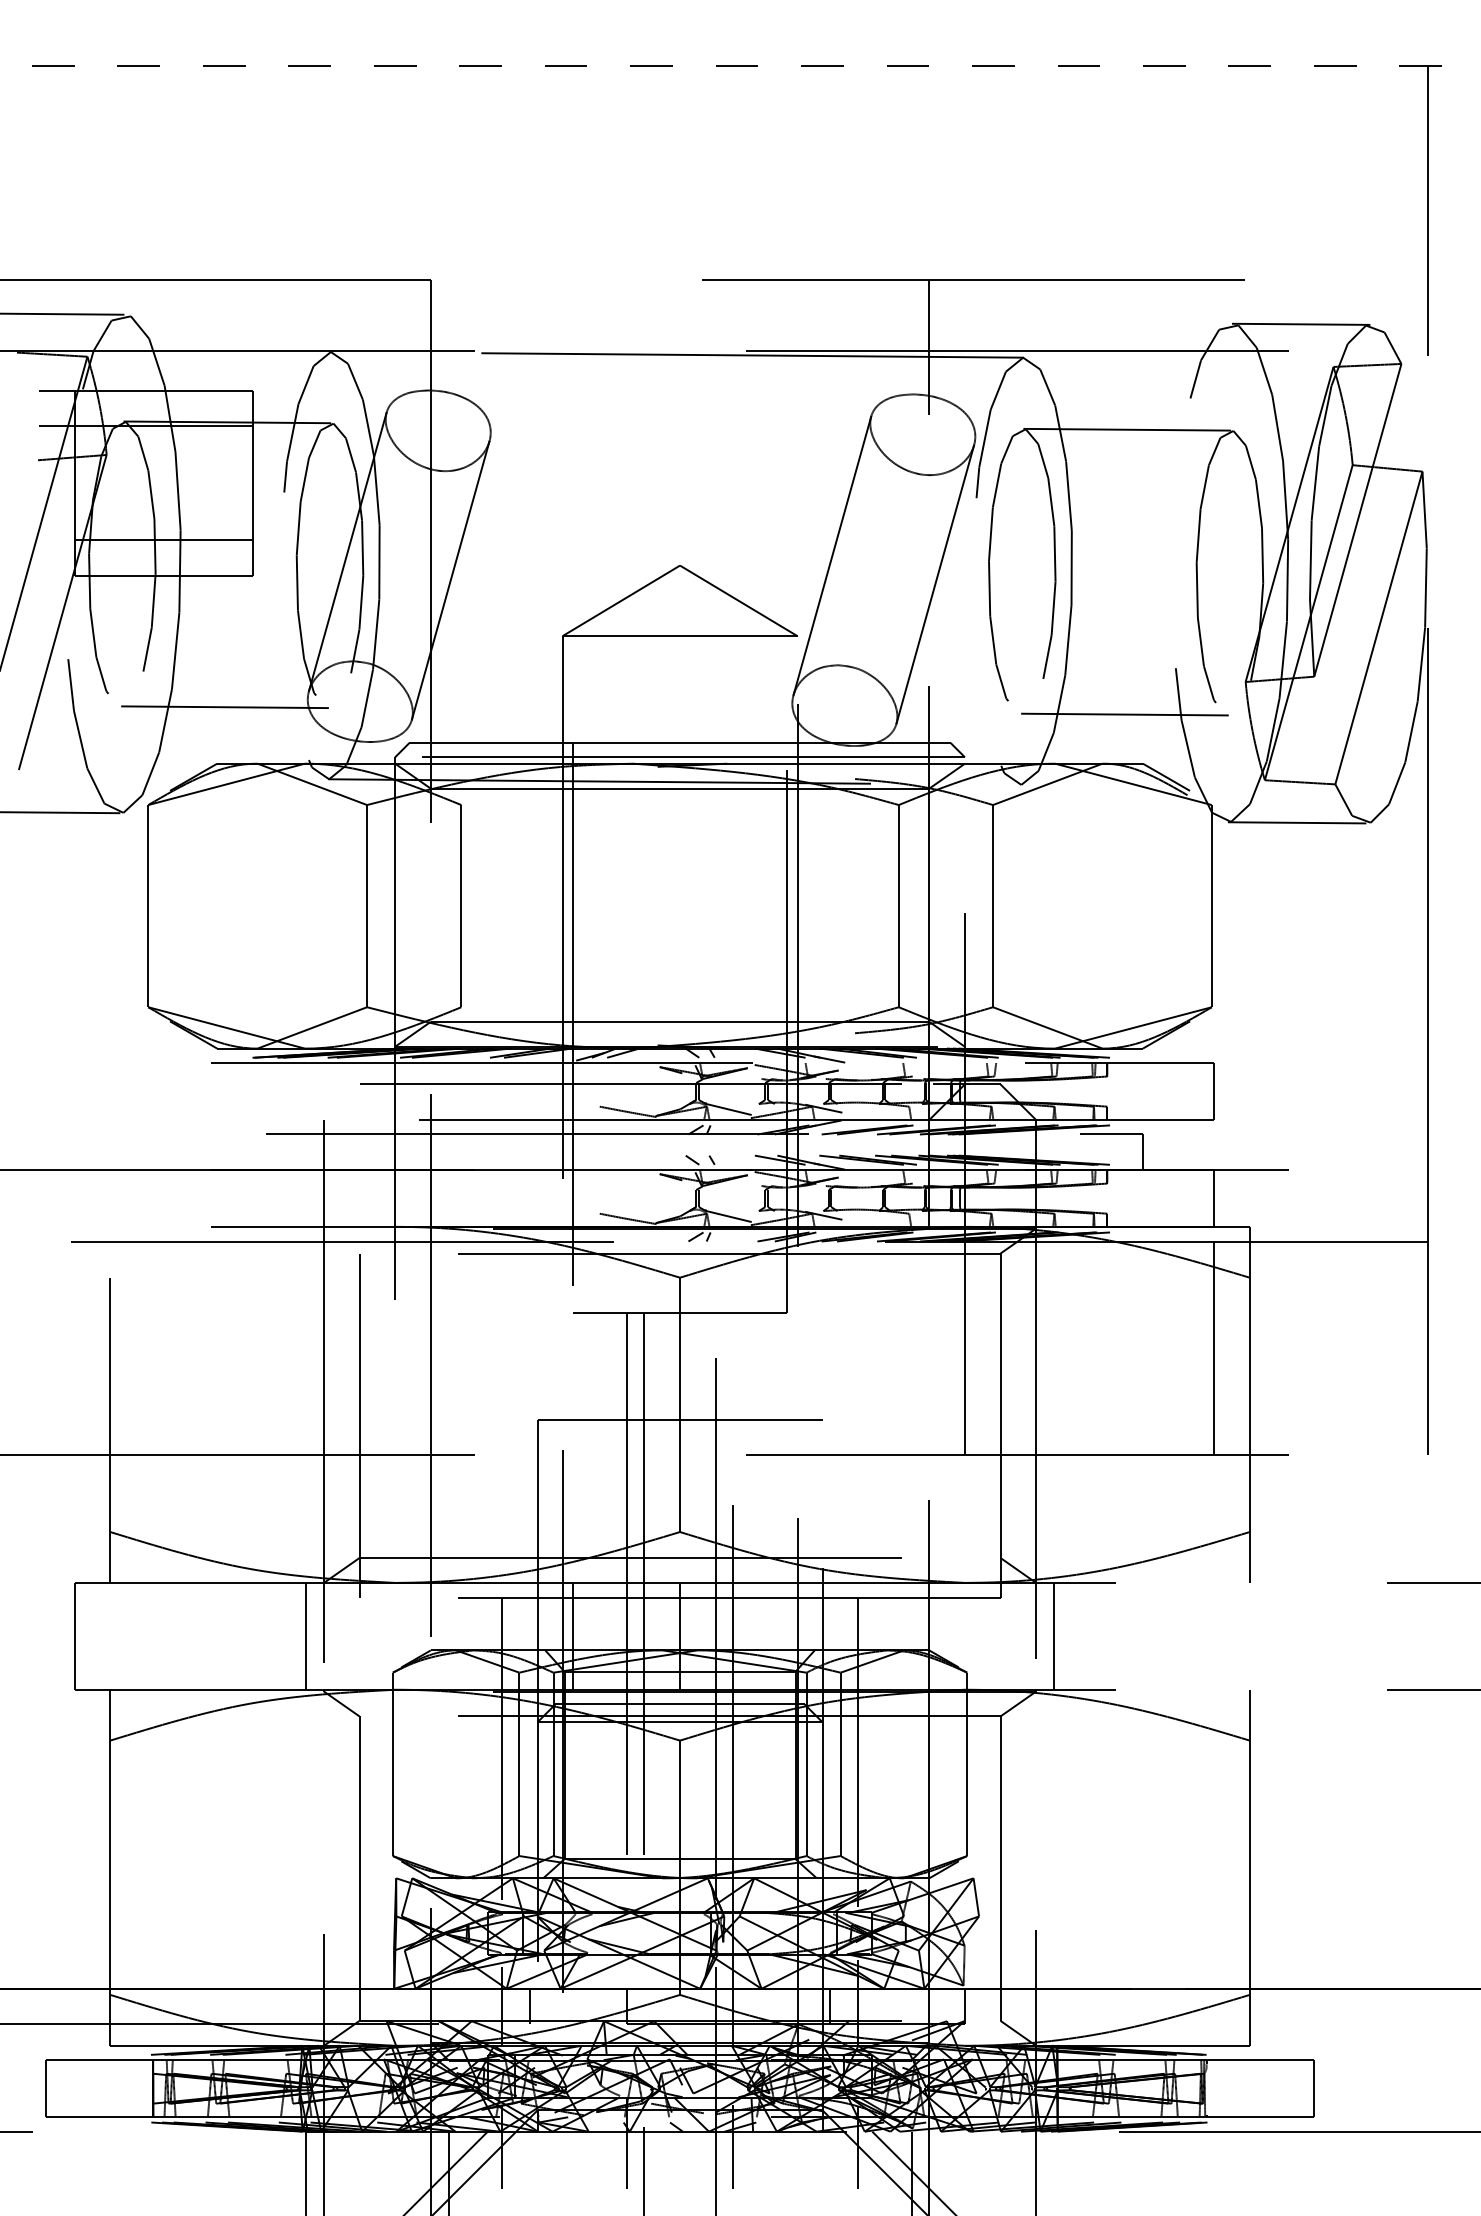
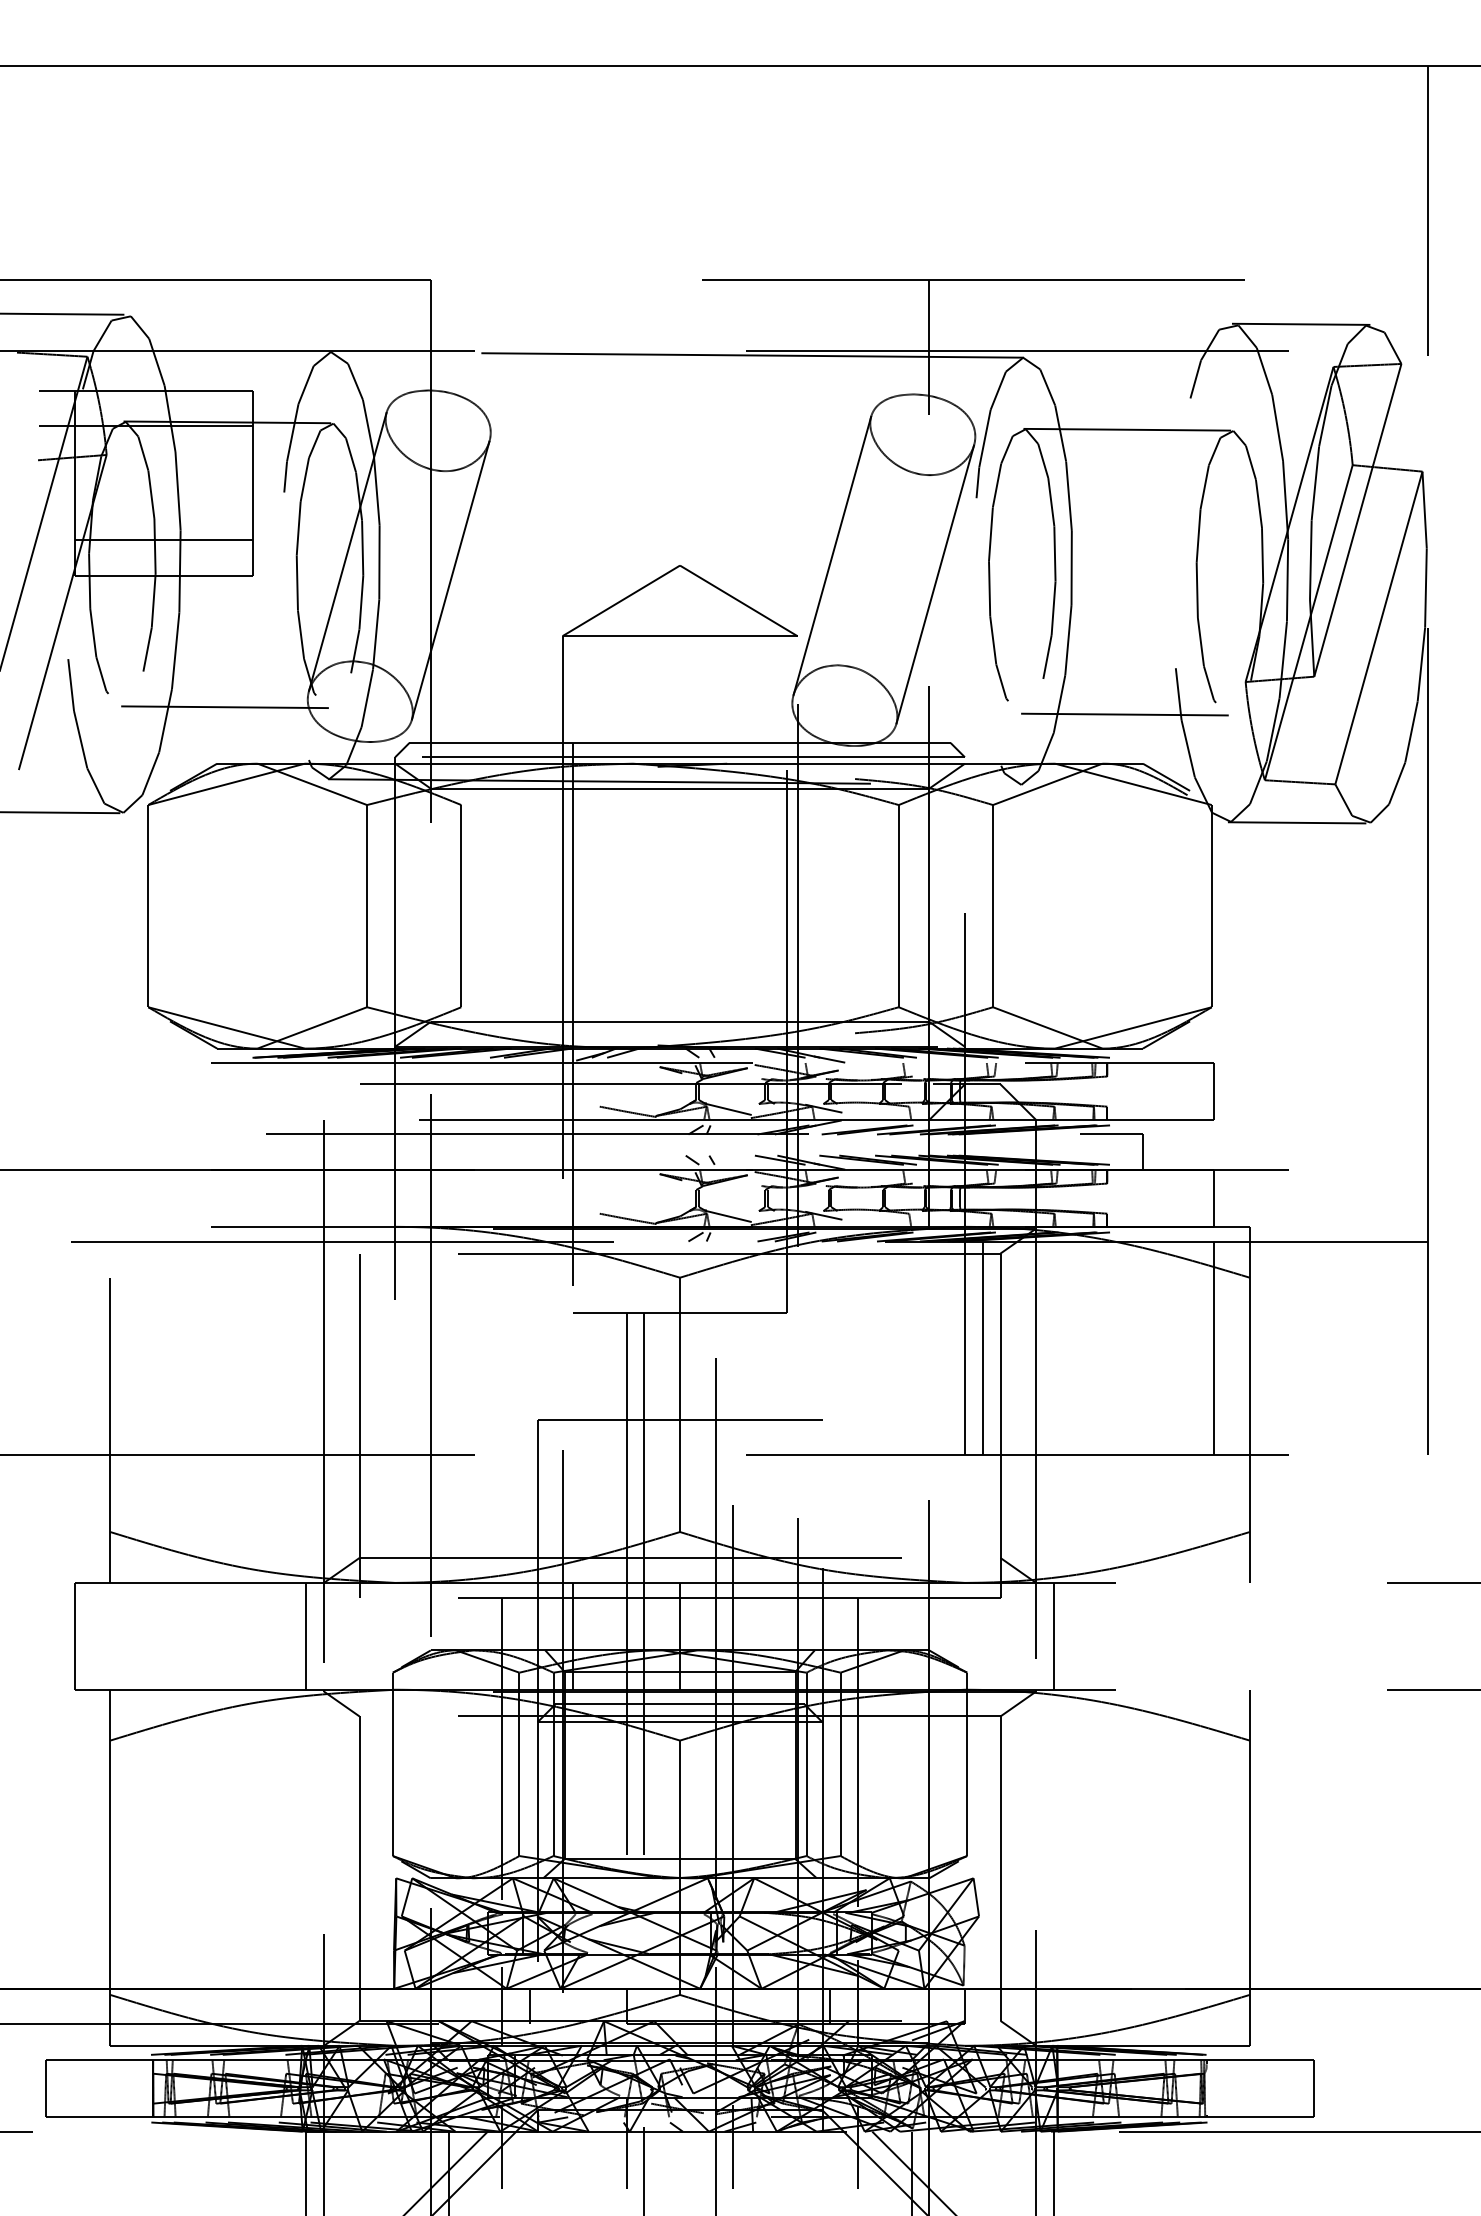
line: dashed -> solid (739, 66)
line: none -> present (982, 1348)
line: none -> present (1053, 2171)
